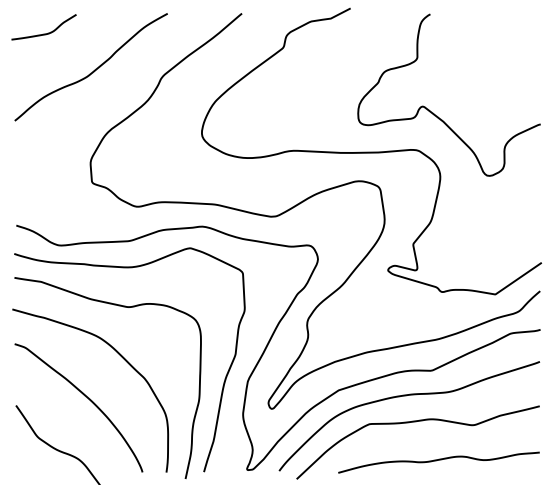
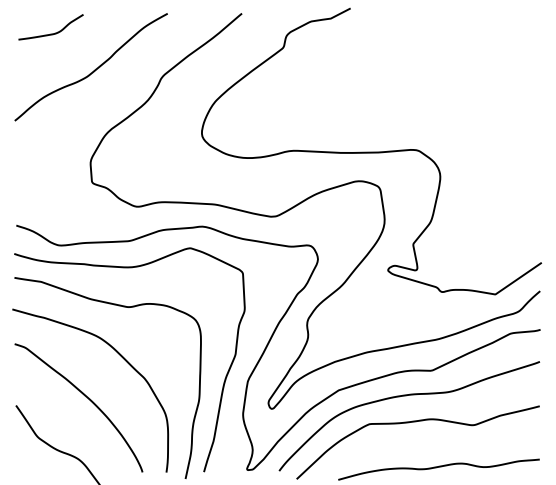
curve position: (43, 33) -> (50, 33) (50, 33)
curve: present -> none (433, 112)
curve position: (438, 460) -> (438, 467) (438, 467)
